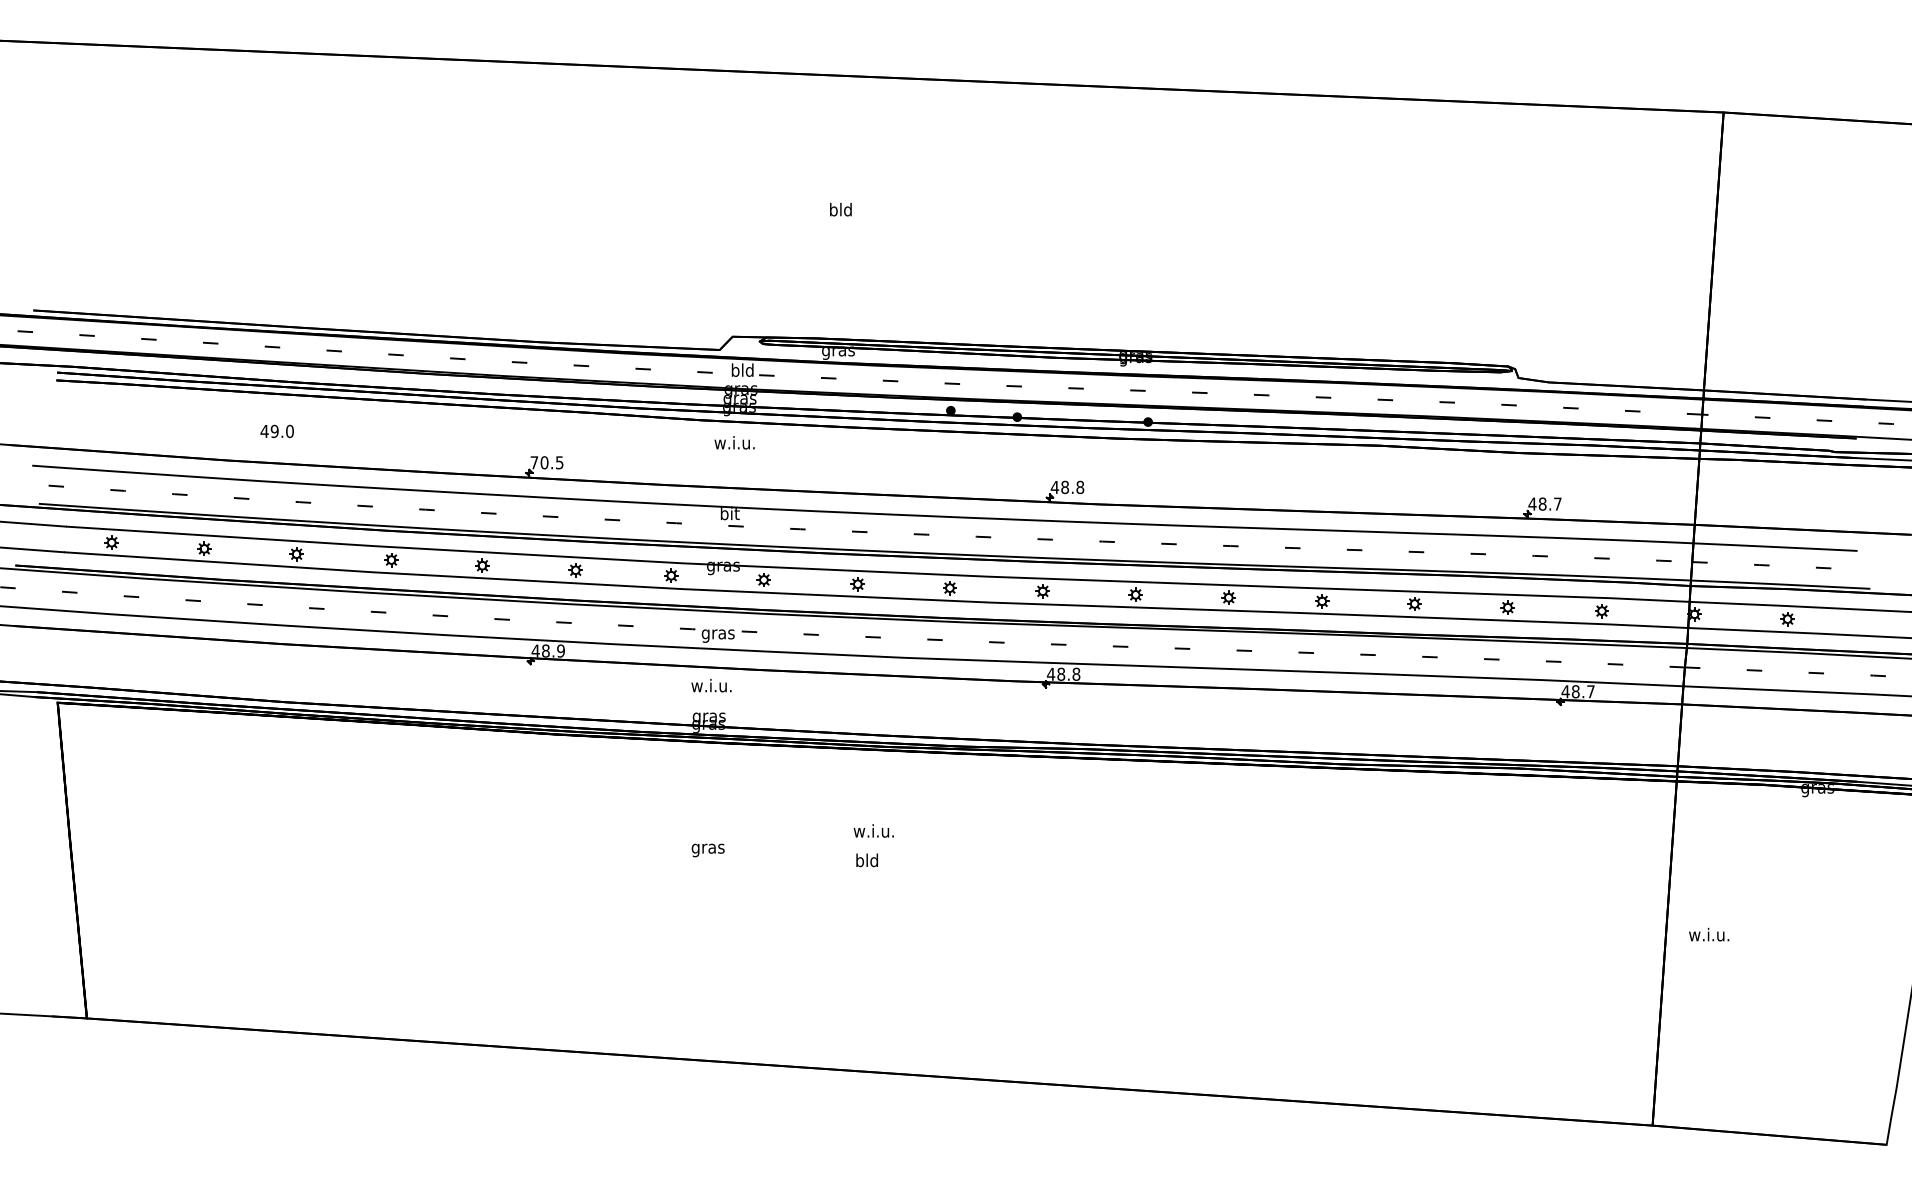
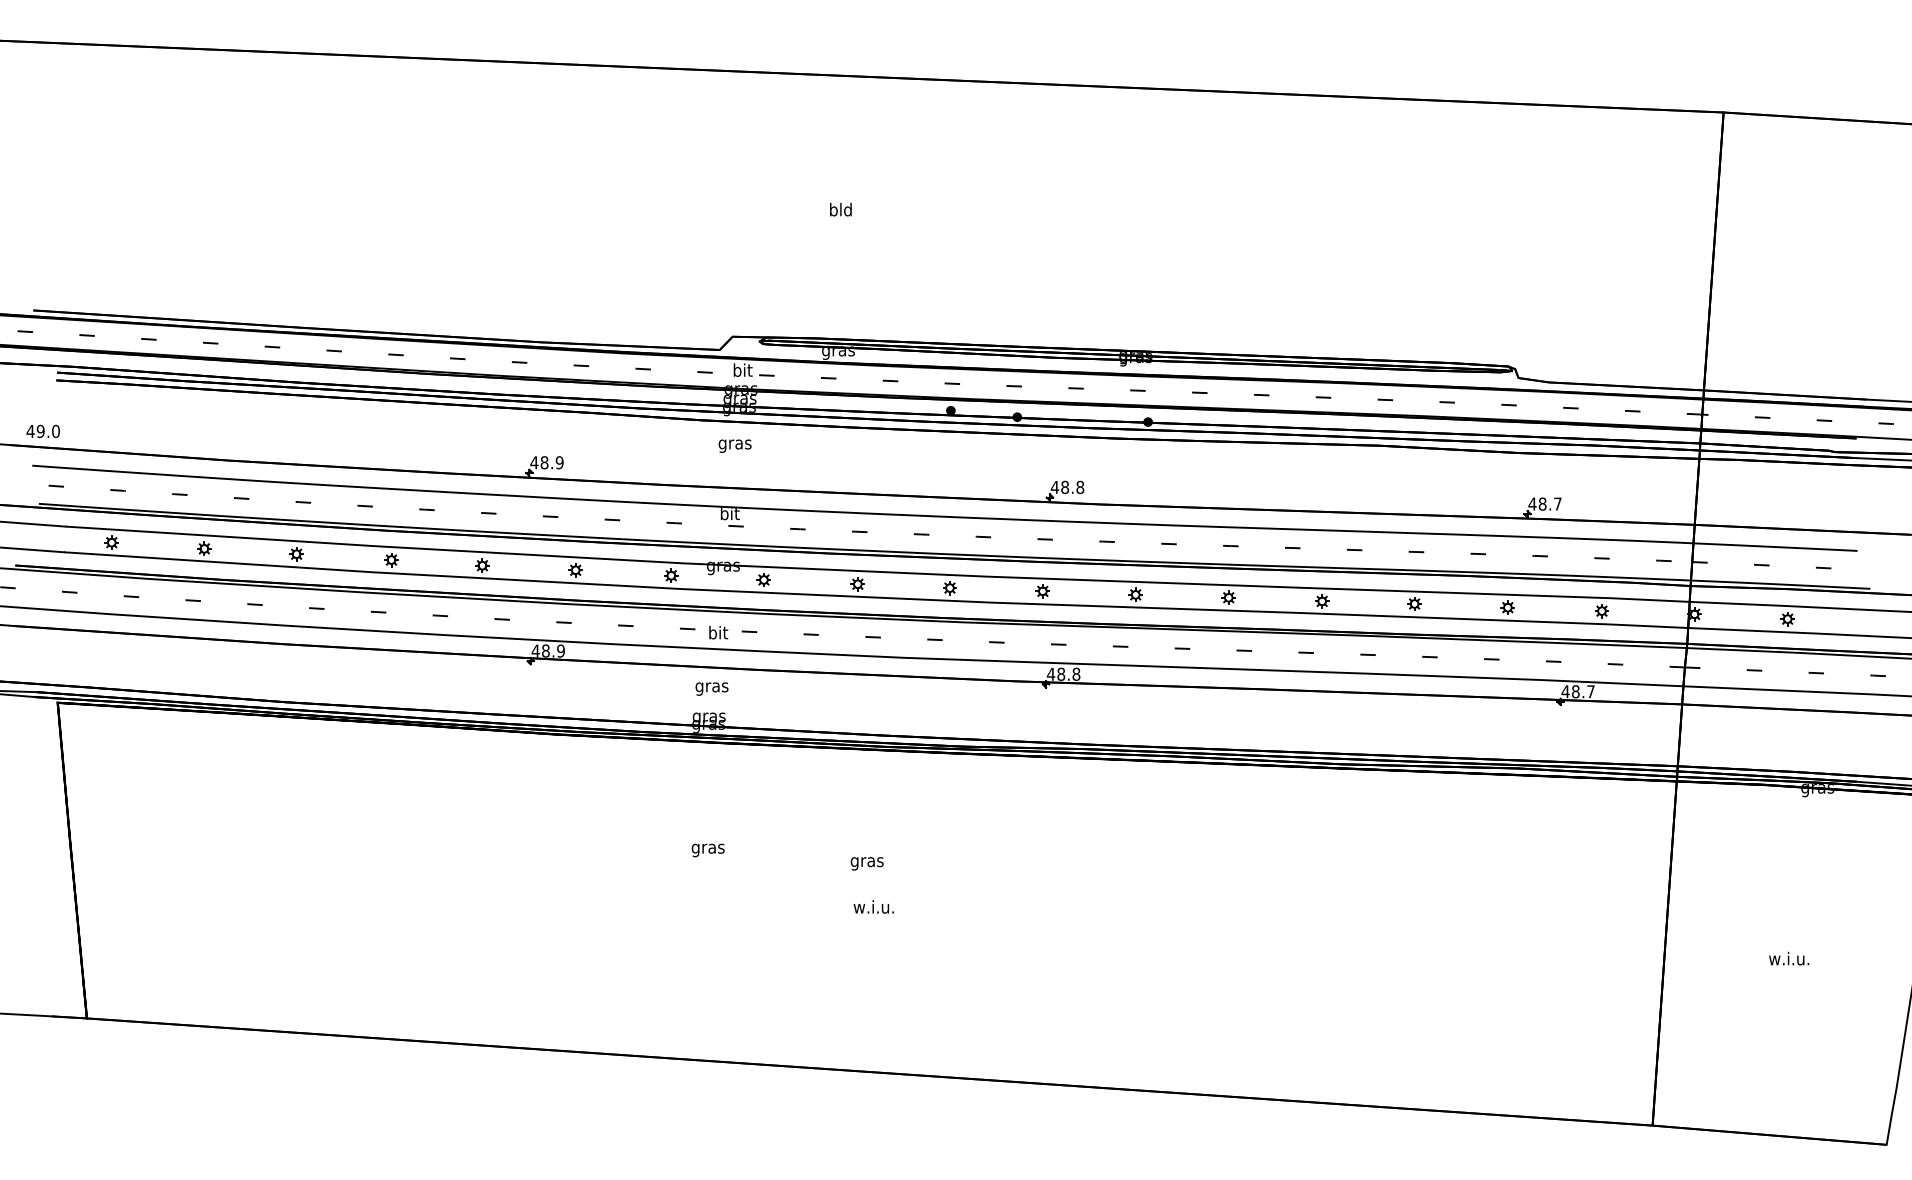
text: bld -> bit (742, 369)
text position: (276, 431) -> (42, 431) (42, 431)
text: w.i.u. -> gras (734, 444)
text: 70.5 -> 48.9 (546, 462)
text: gras -> bit (717, 633)
text: w.i.u. -> gras (711, 686)
text position: (873, 830) -> (873, 906) (873, 906)
text: bld -> gras (866, 861)
text position: (1709, 934) -> (1789, 958) (1789, 958)
